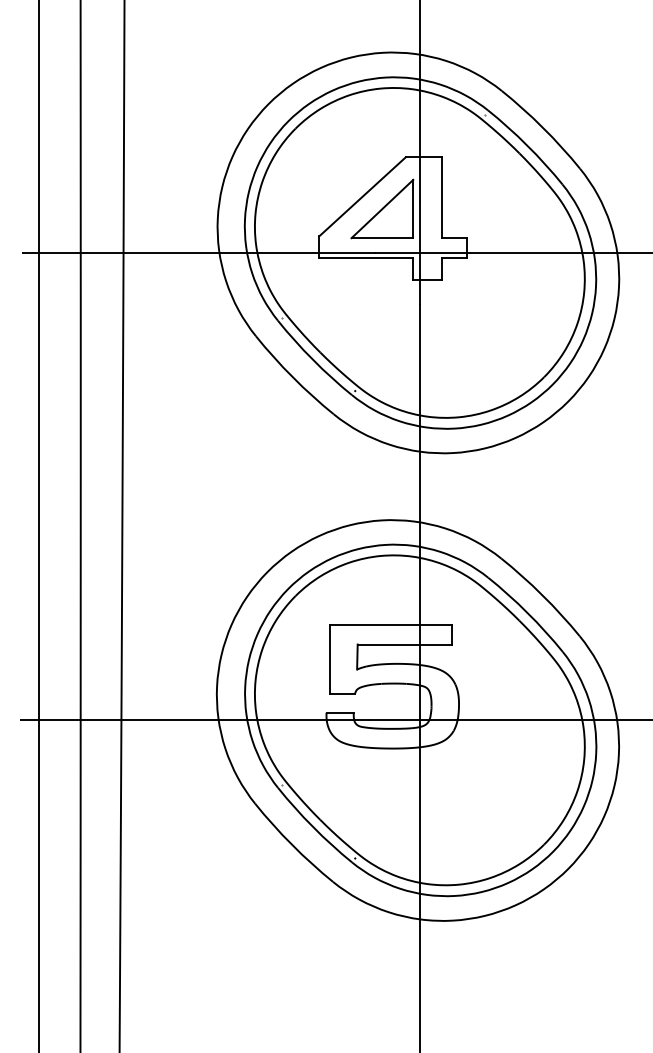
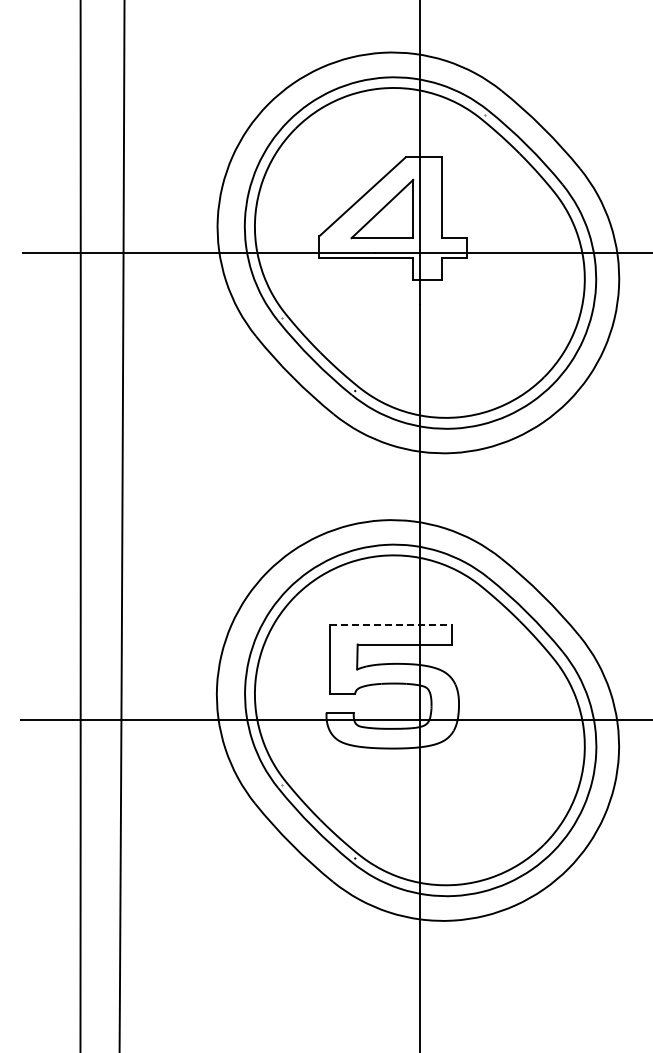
line: present -> none (38, 525)
line: solid -> dashed (391, 624)
